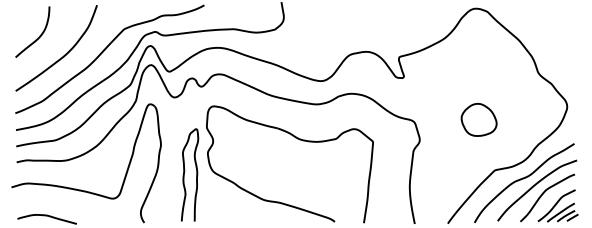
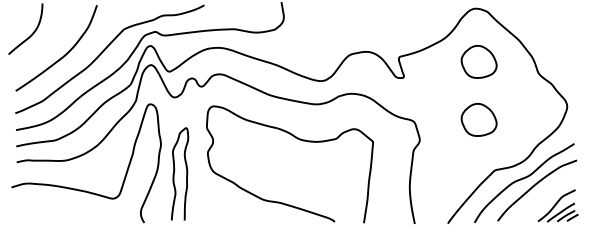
curve position: (39, 35) -> (32, 32) (32, 32)
part: none -> present (478, 61)
part position: (190, 174) -> (180, 173) (180, 173)
curve: present -> none (544, 193)
curve: present -> none (46, 216)
